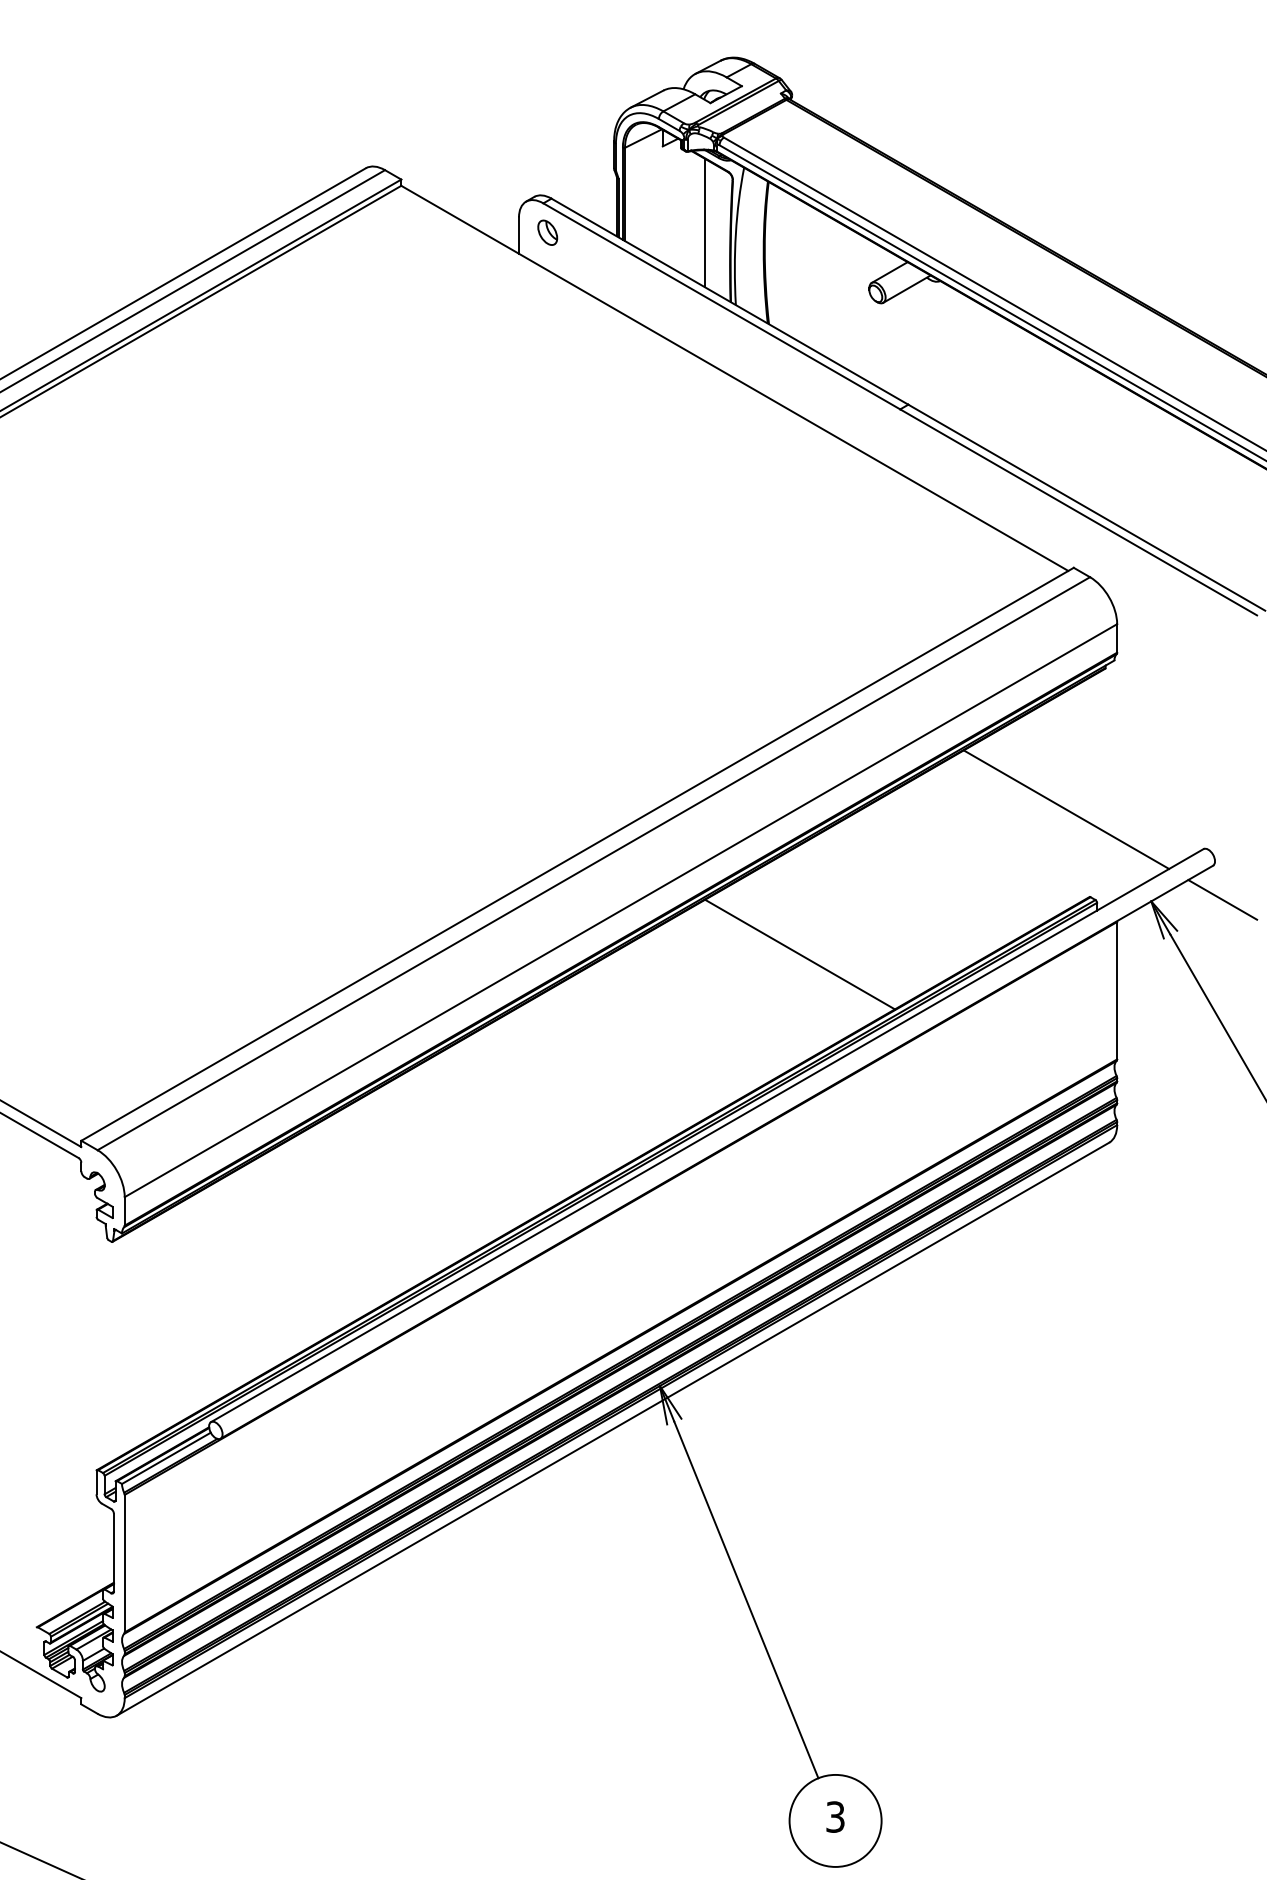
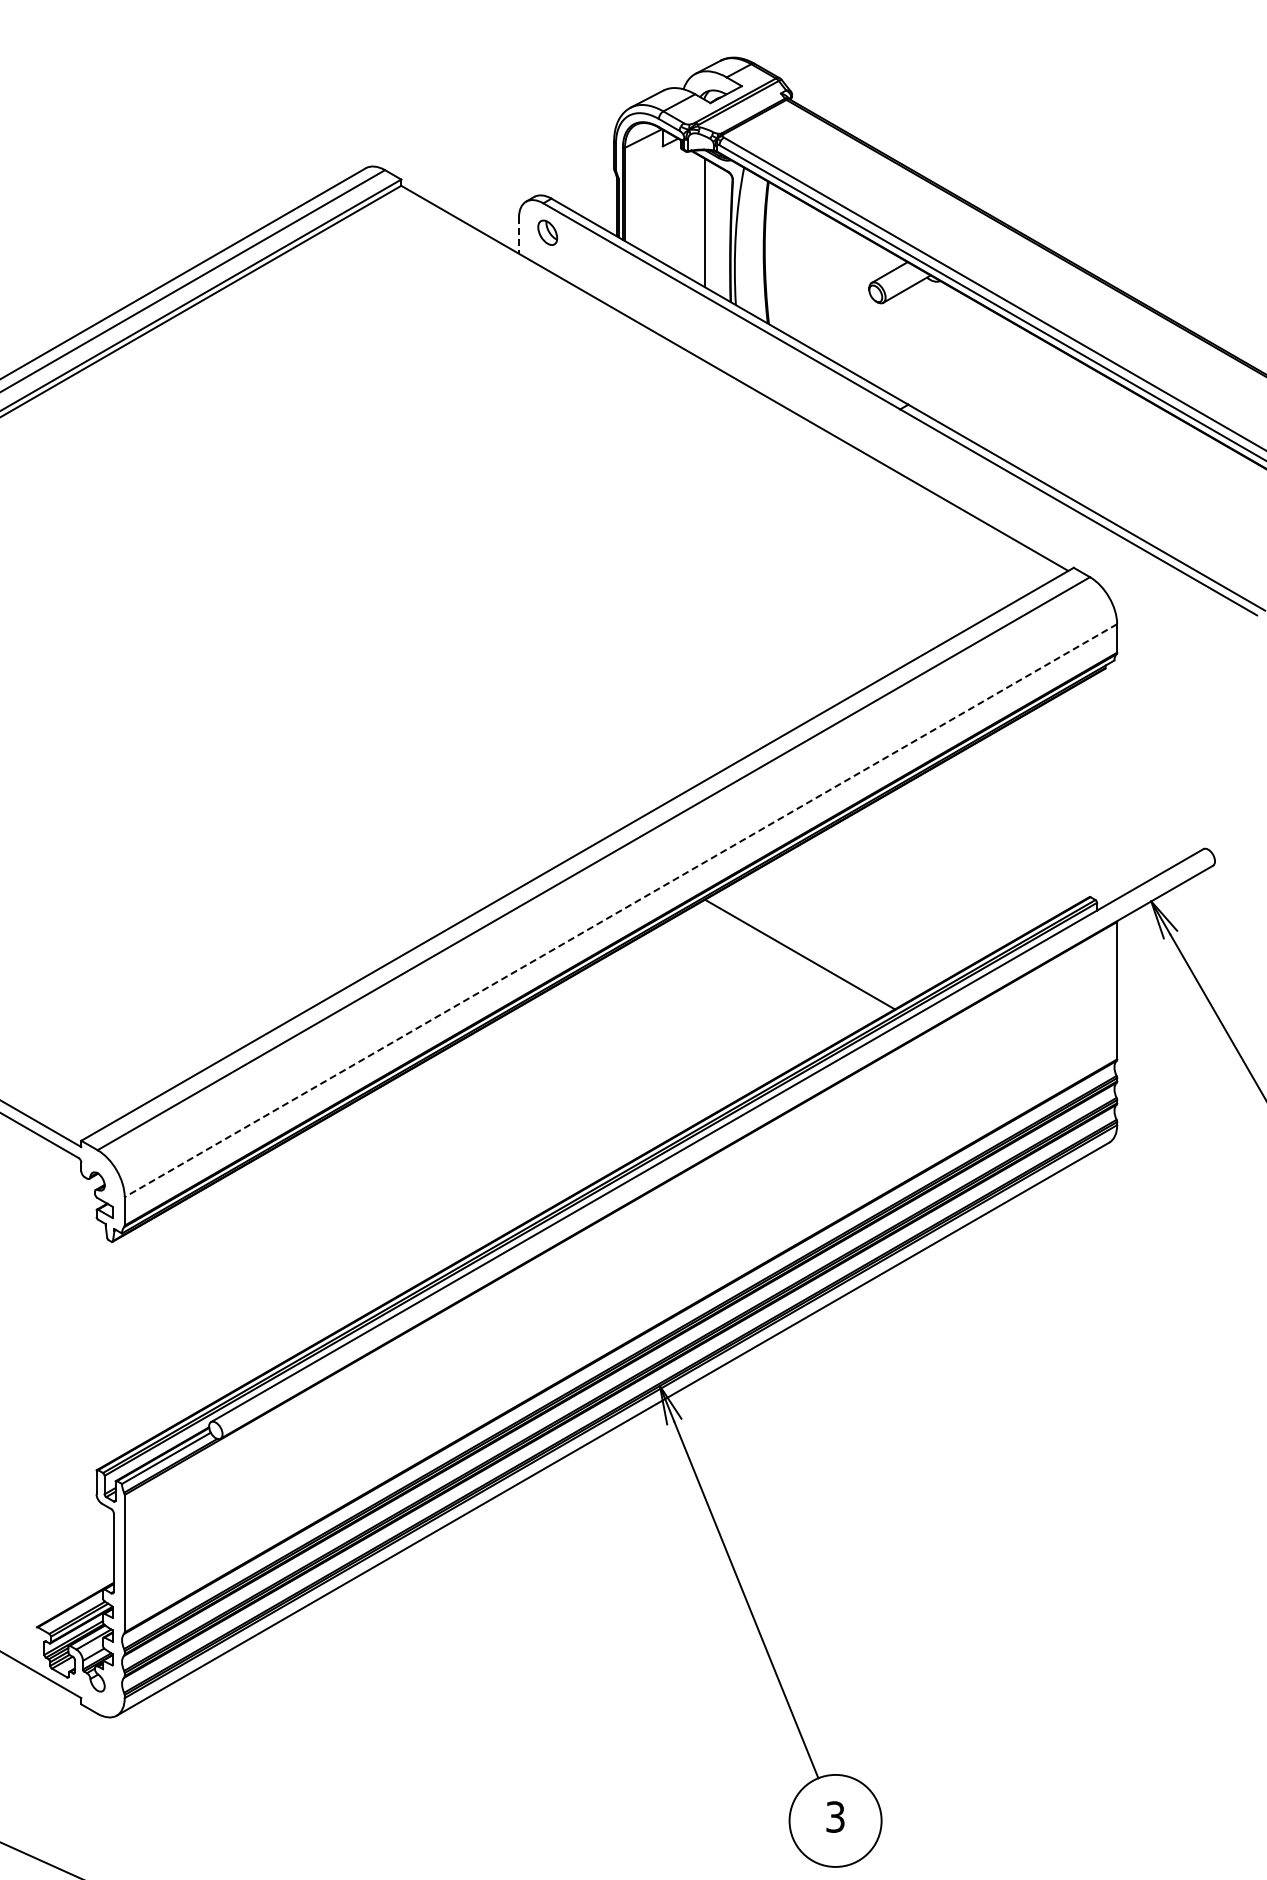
line: solid -> dashed (519, 236)
line: present -> none (1066, 809)
line: present -> none (1222, 899)
line: solid -> dashed (620, 910)
